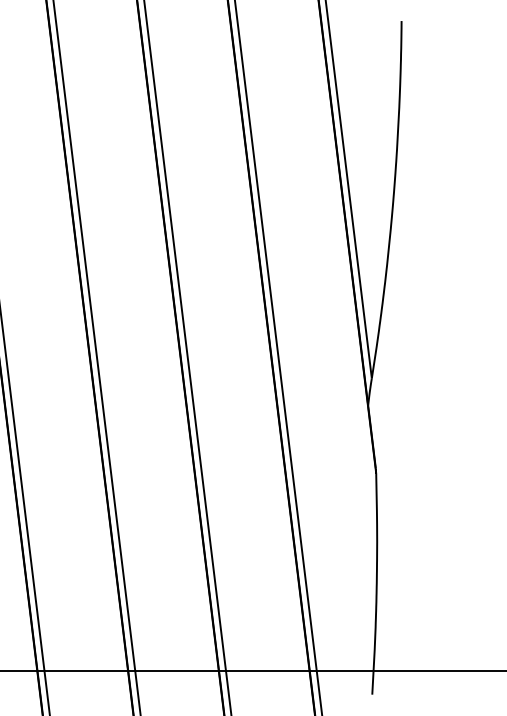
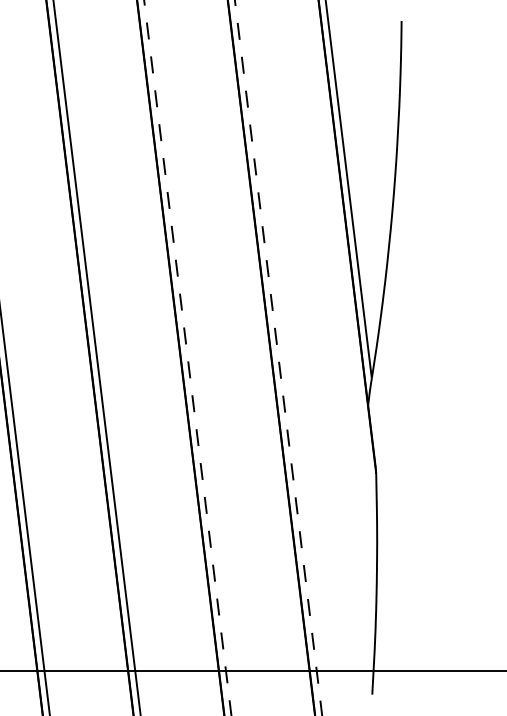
line: solid -> dashed (187, 357)
line: solid -> dashed (278, 357)
